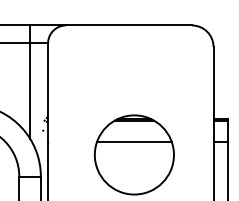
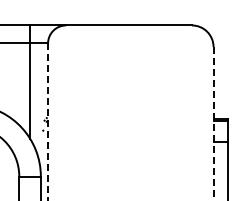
line: solid -> dashed (48, 122)
line: solid -> dashed (213, 124)
part: present -> none (134, 154)
